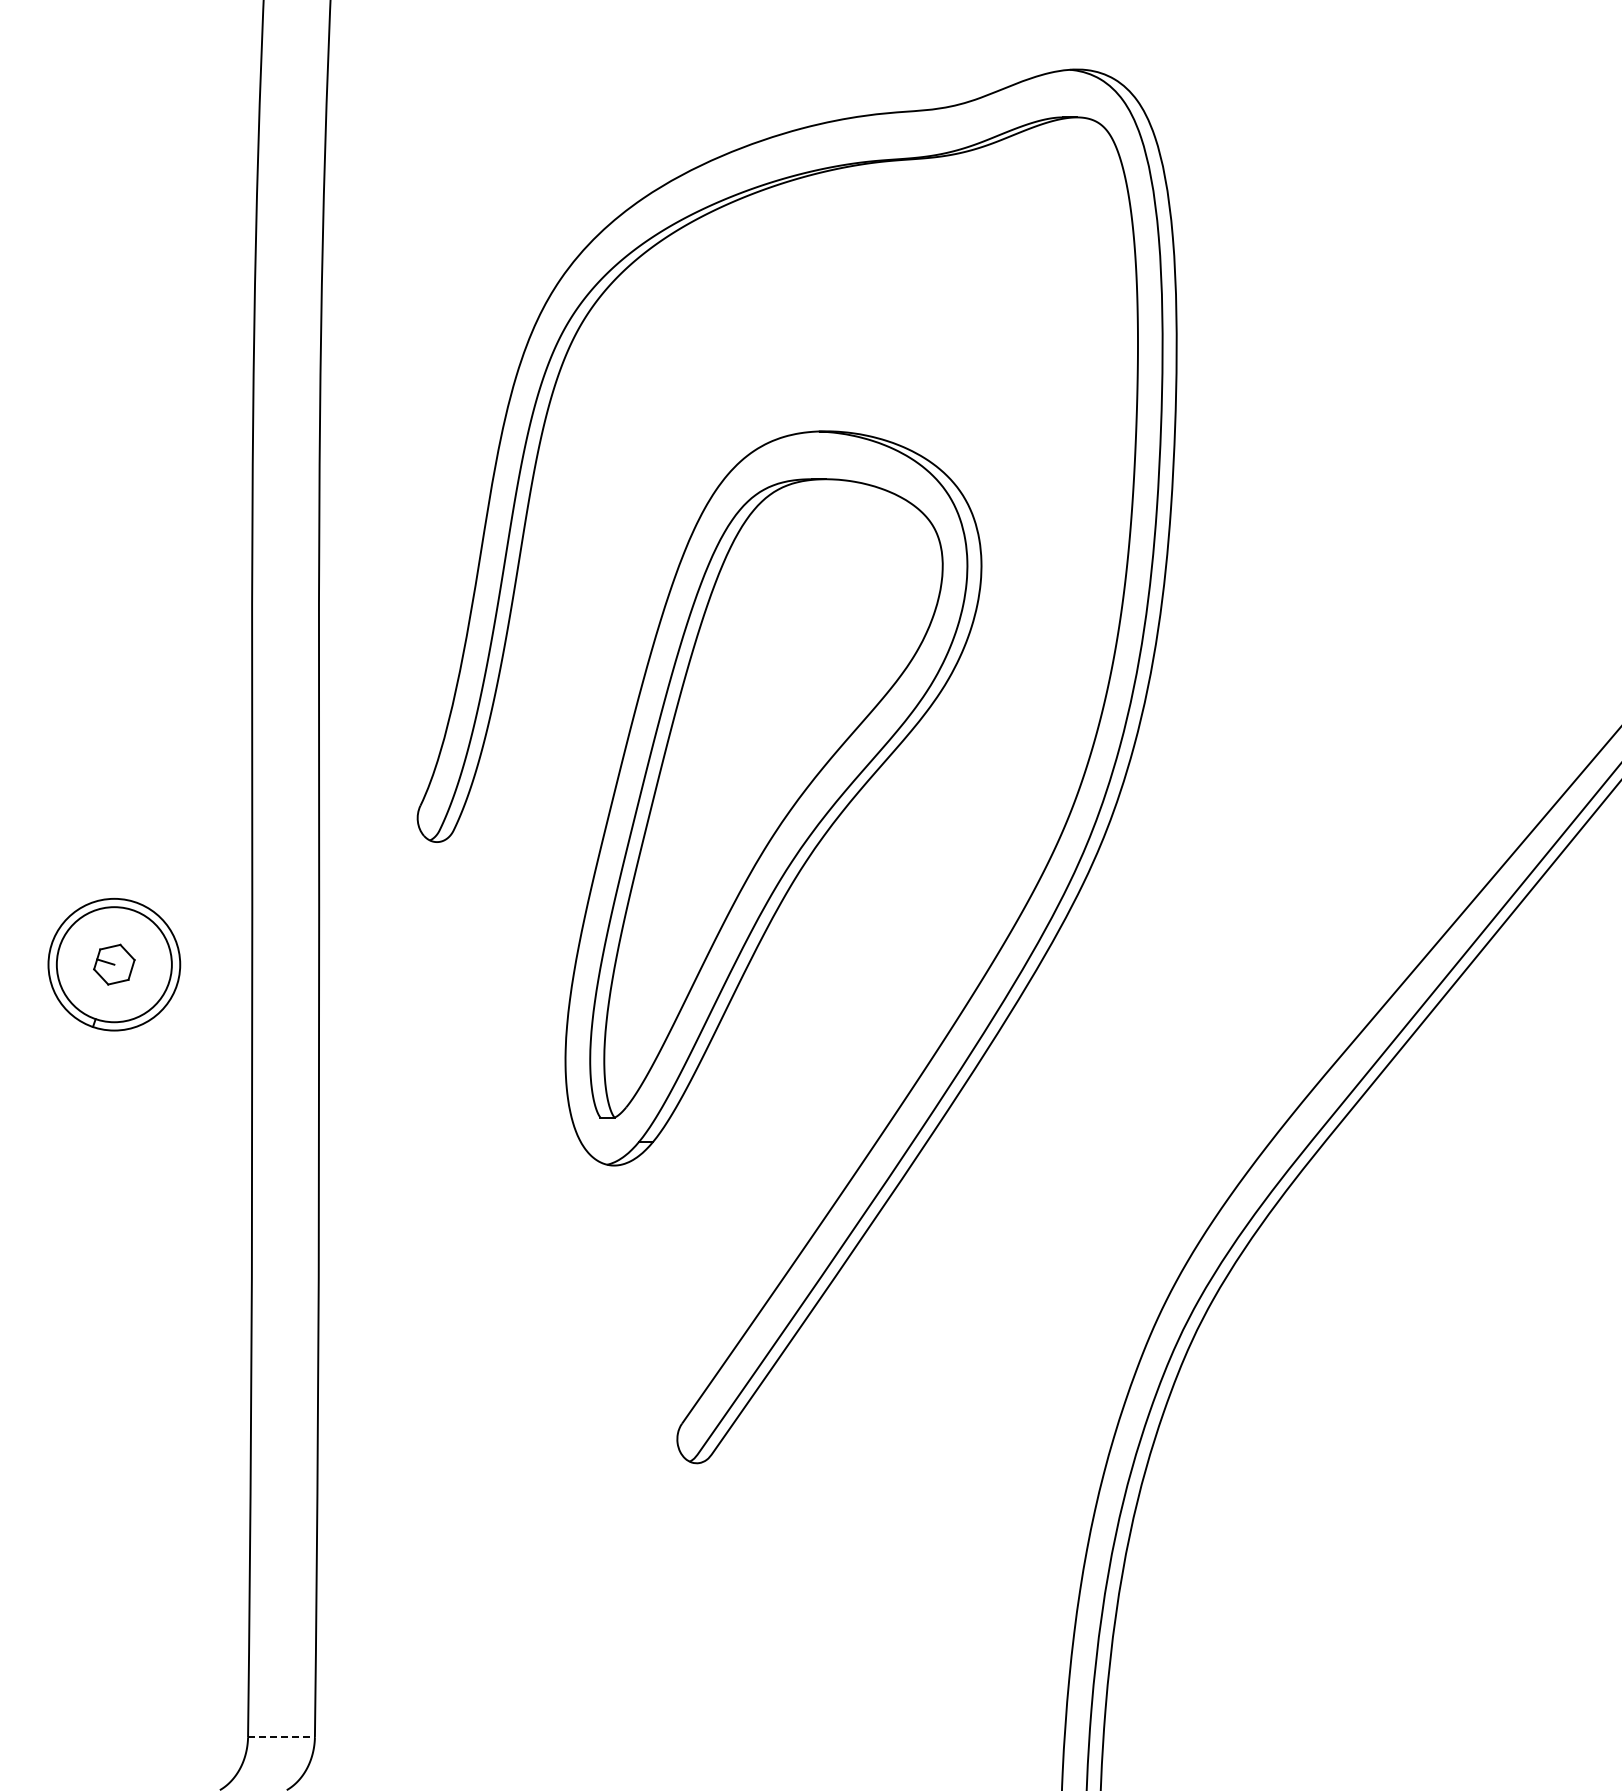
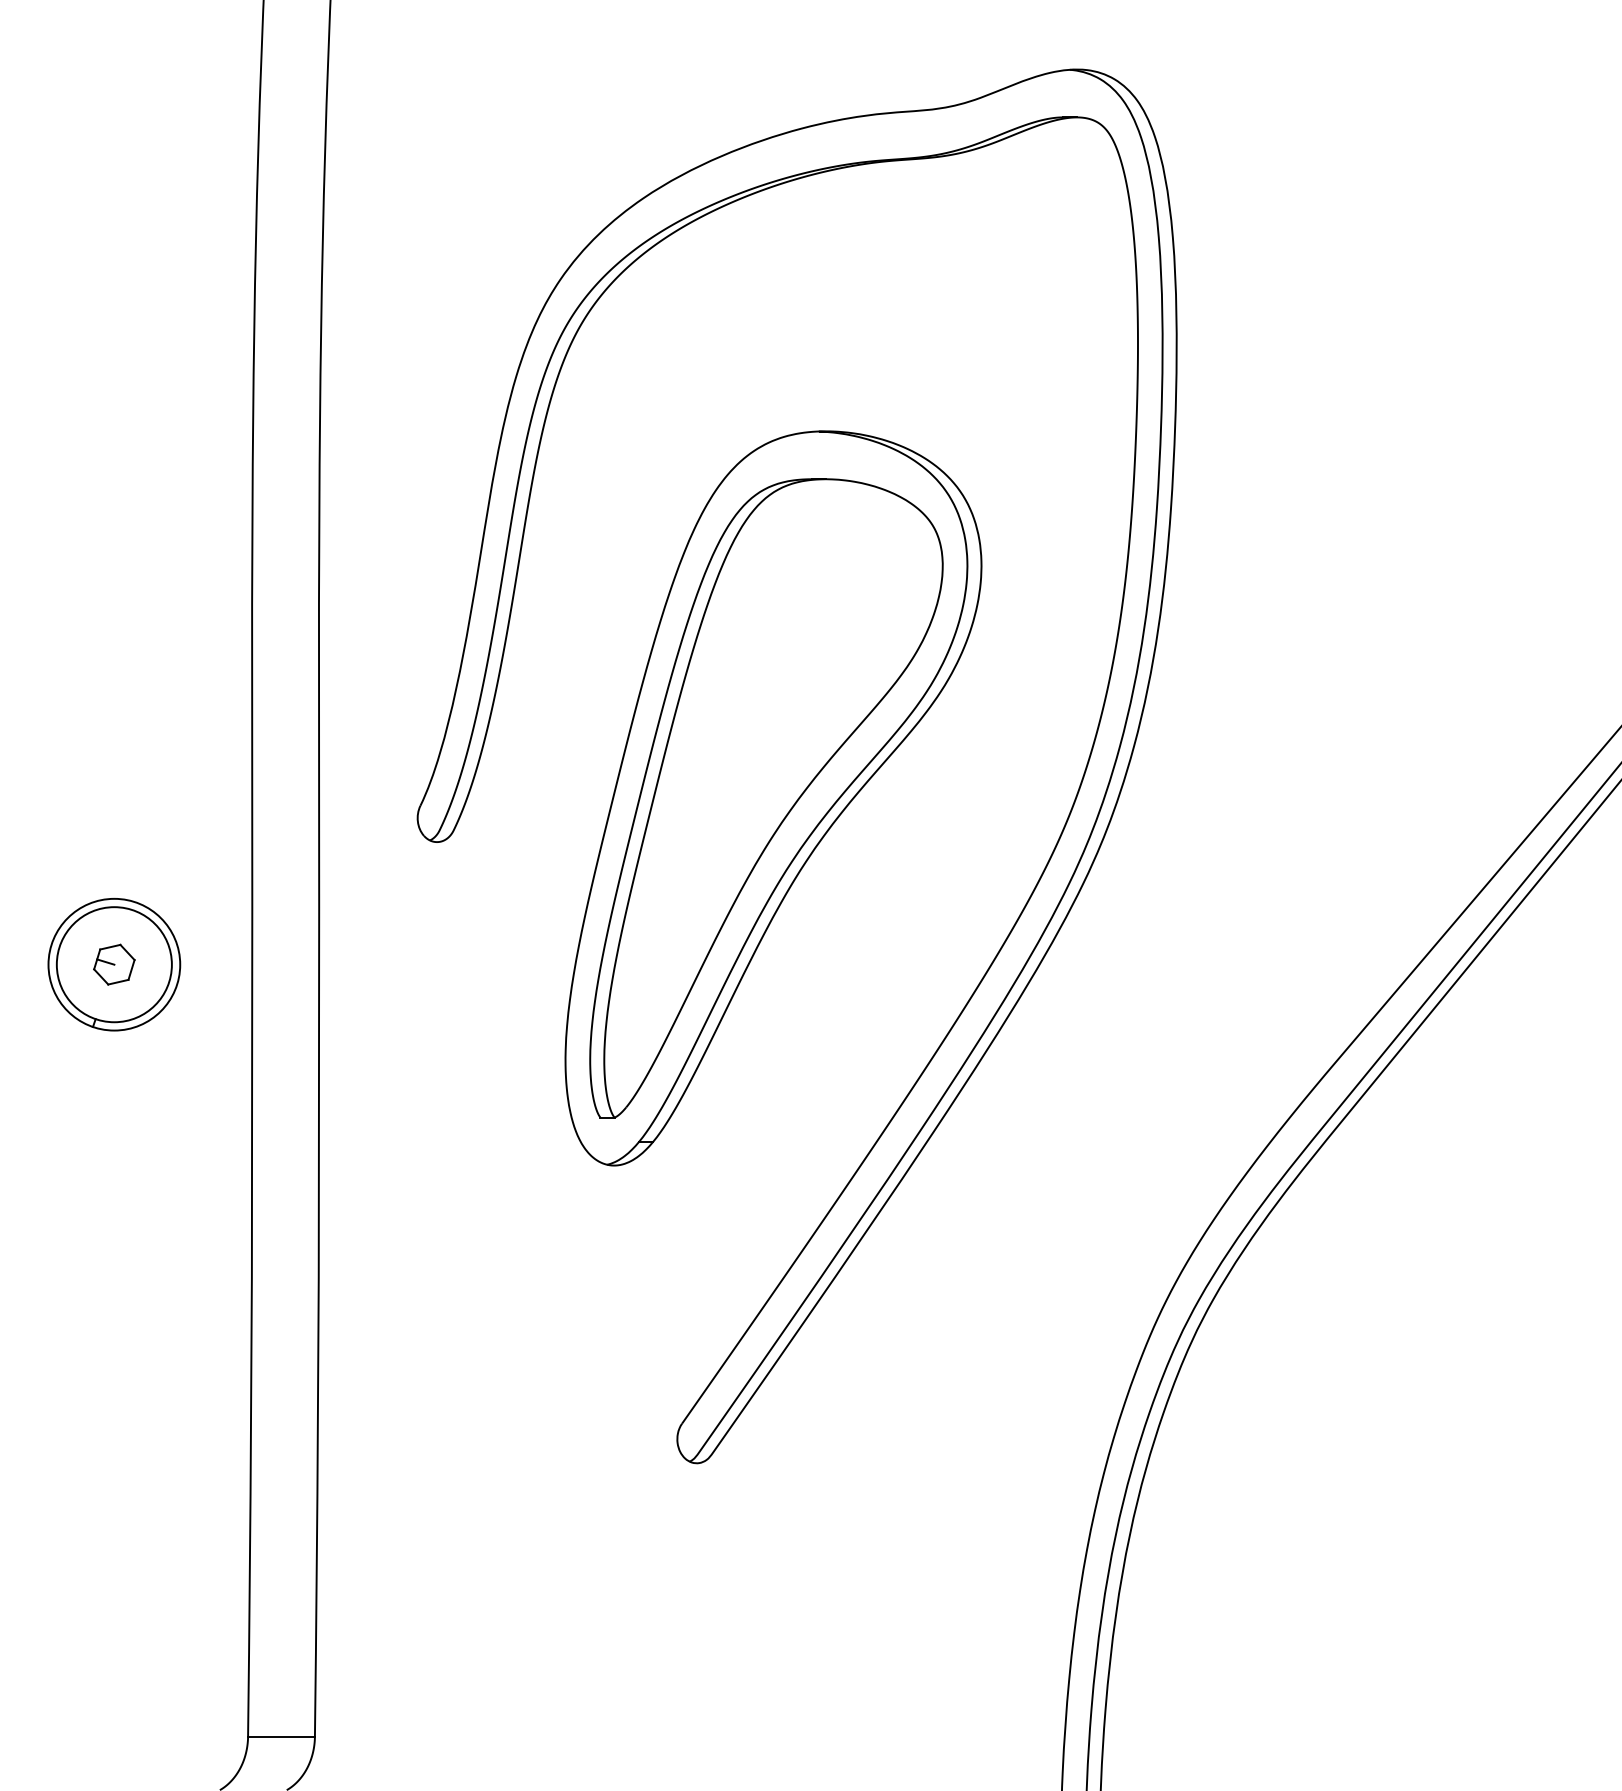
line: dashed -> solid (282, 1737)
